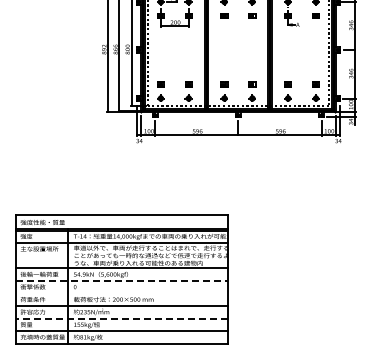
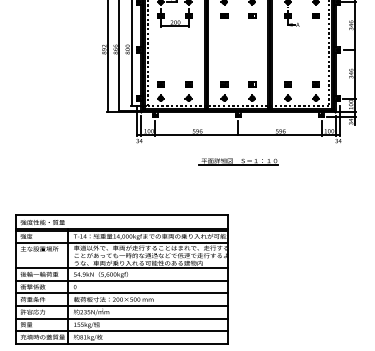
part: none -> present (238, 161)
line: dashed -> solid (122, 280)
line: none -> present (122, 293)
line: dashed -> solid (121, 318)
